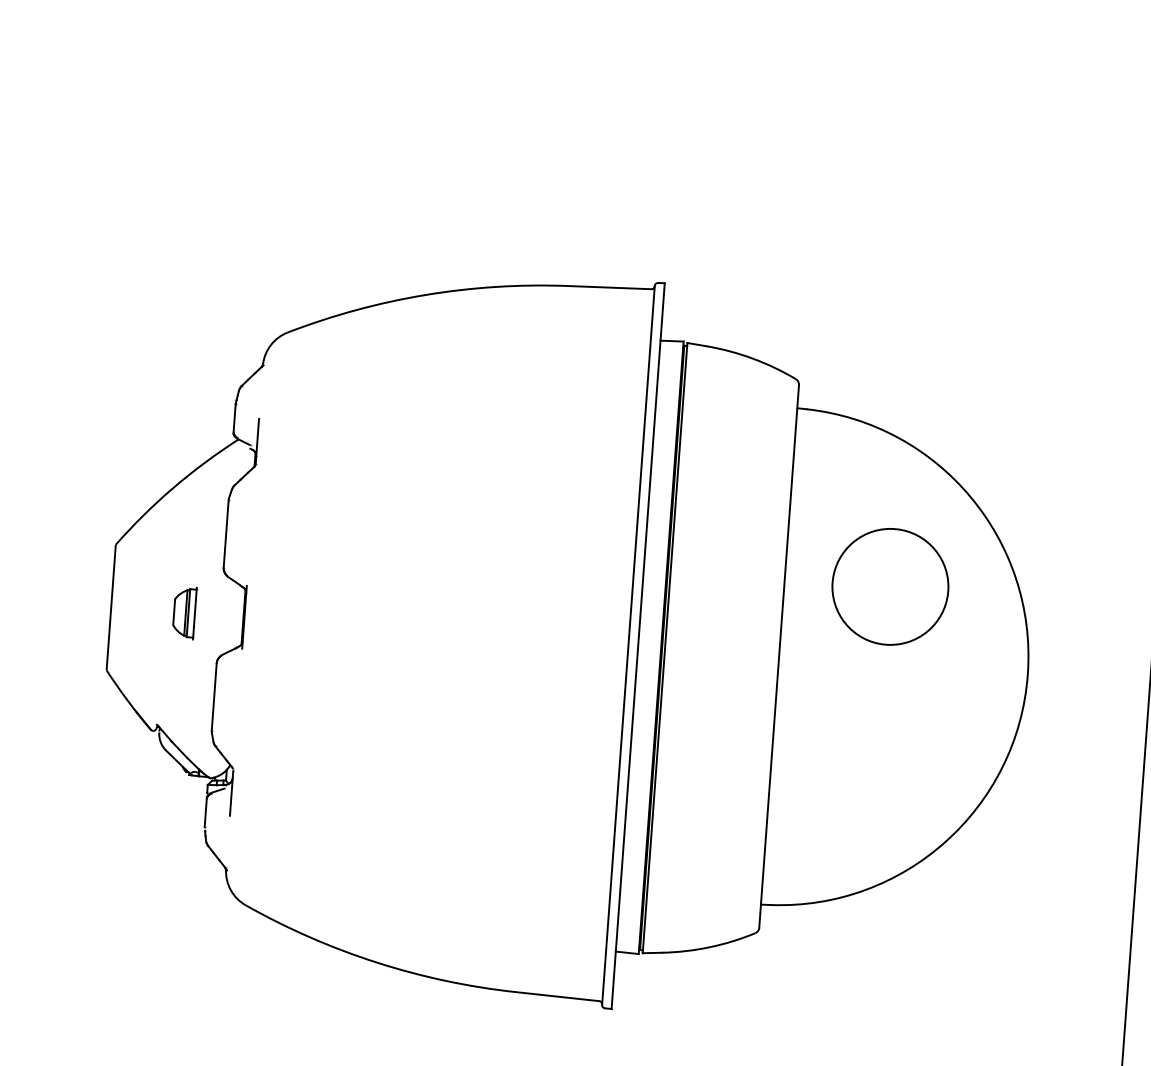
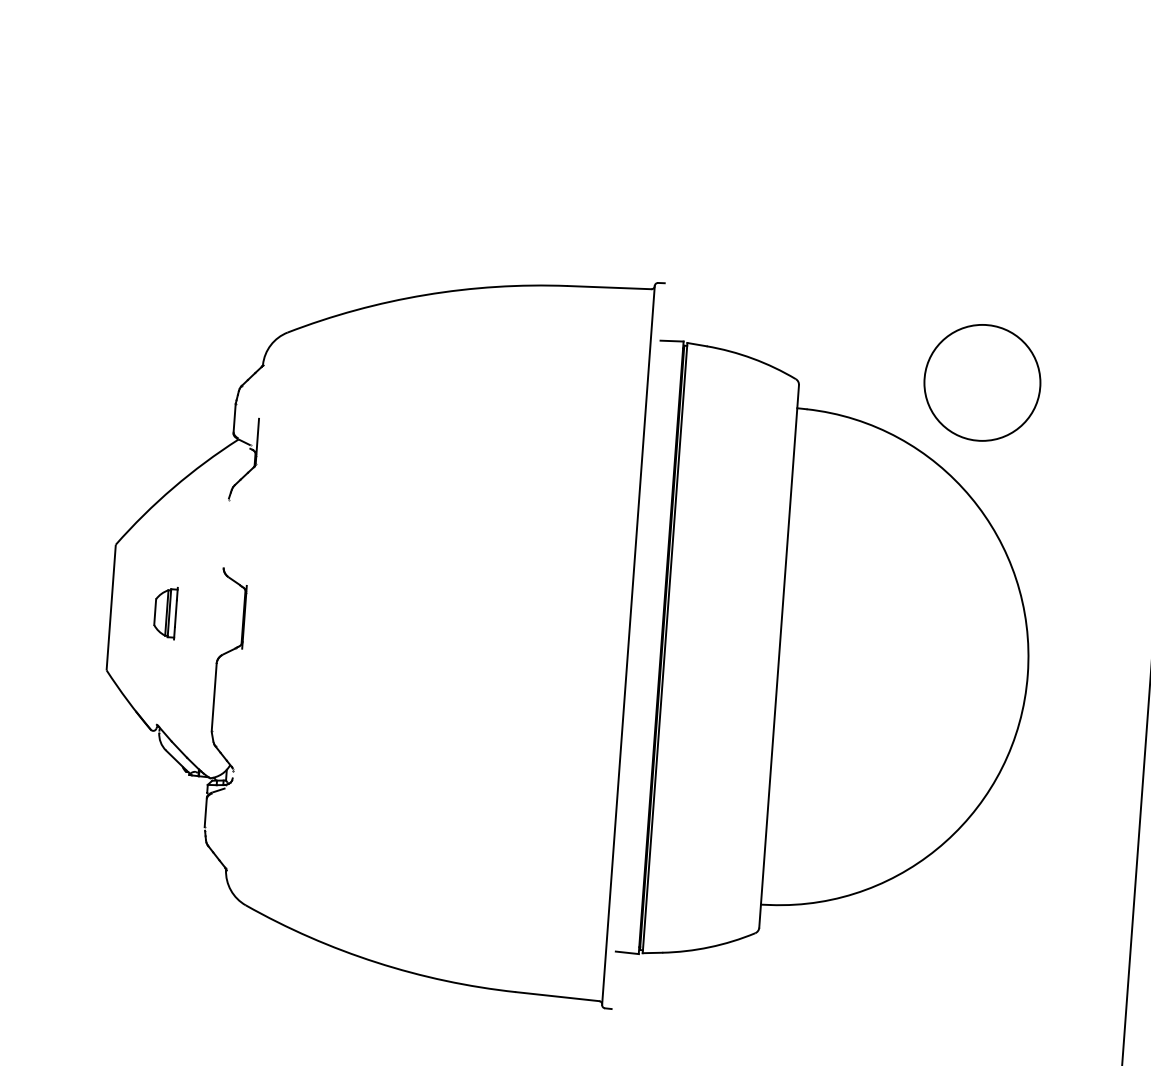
line: present -> none (225, 533)
circle position: (890, 586) -> (982, 382) (982, 382)
part position: (184, 613) -> (165, 613) (165, 613)
line: present -> none (637, 646)
line: present -> none (231, 793)
